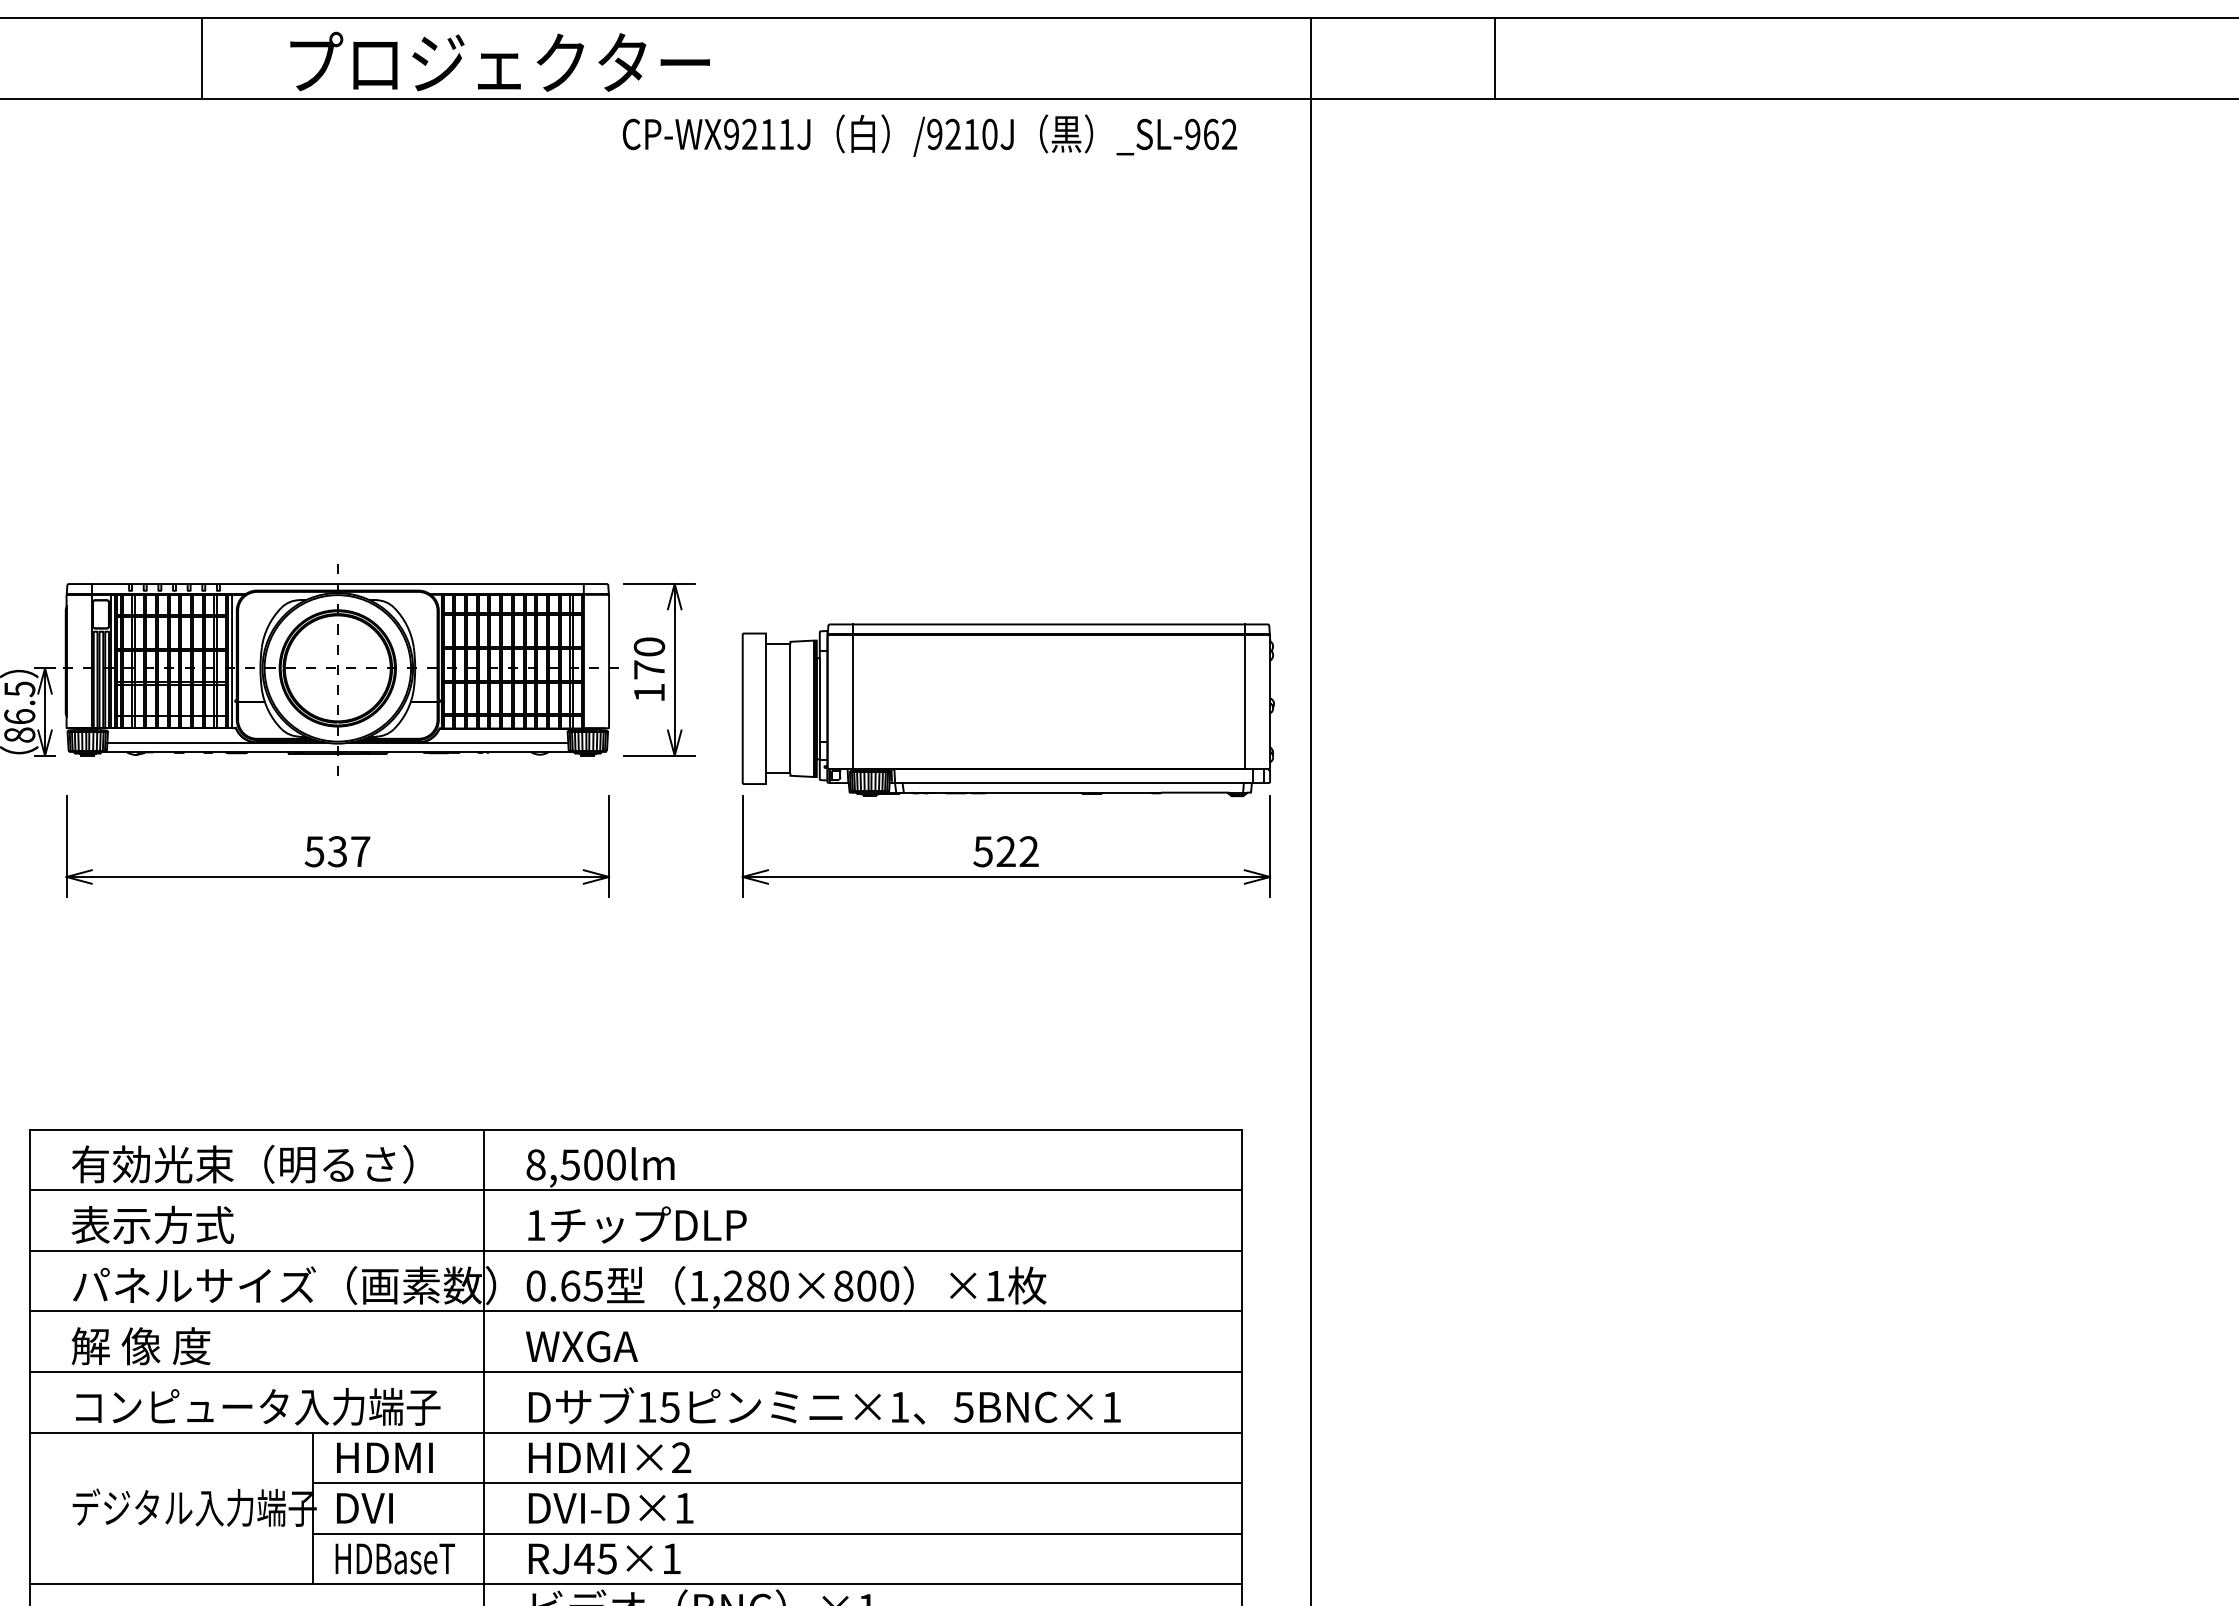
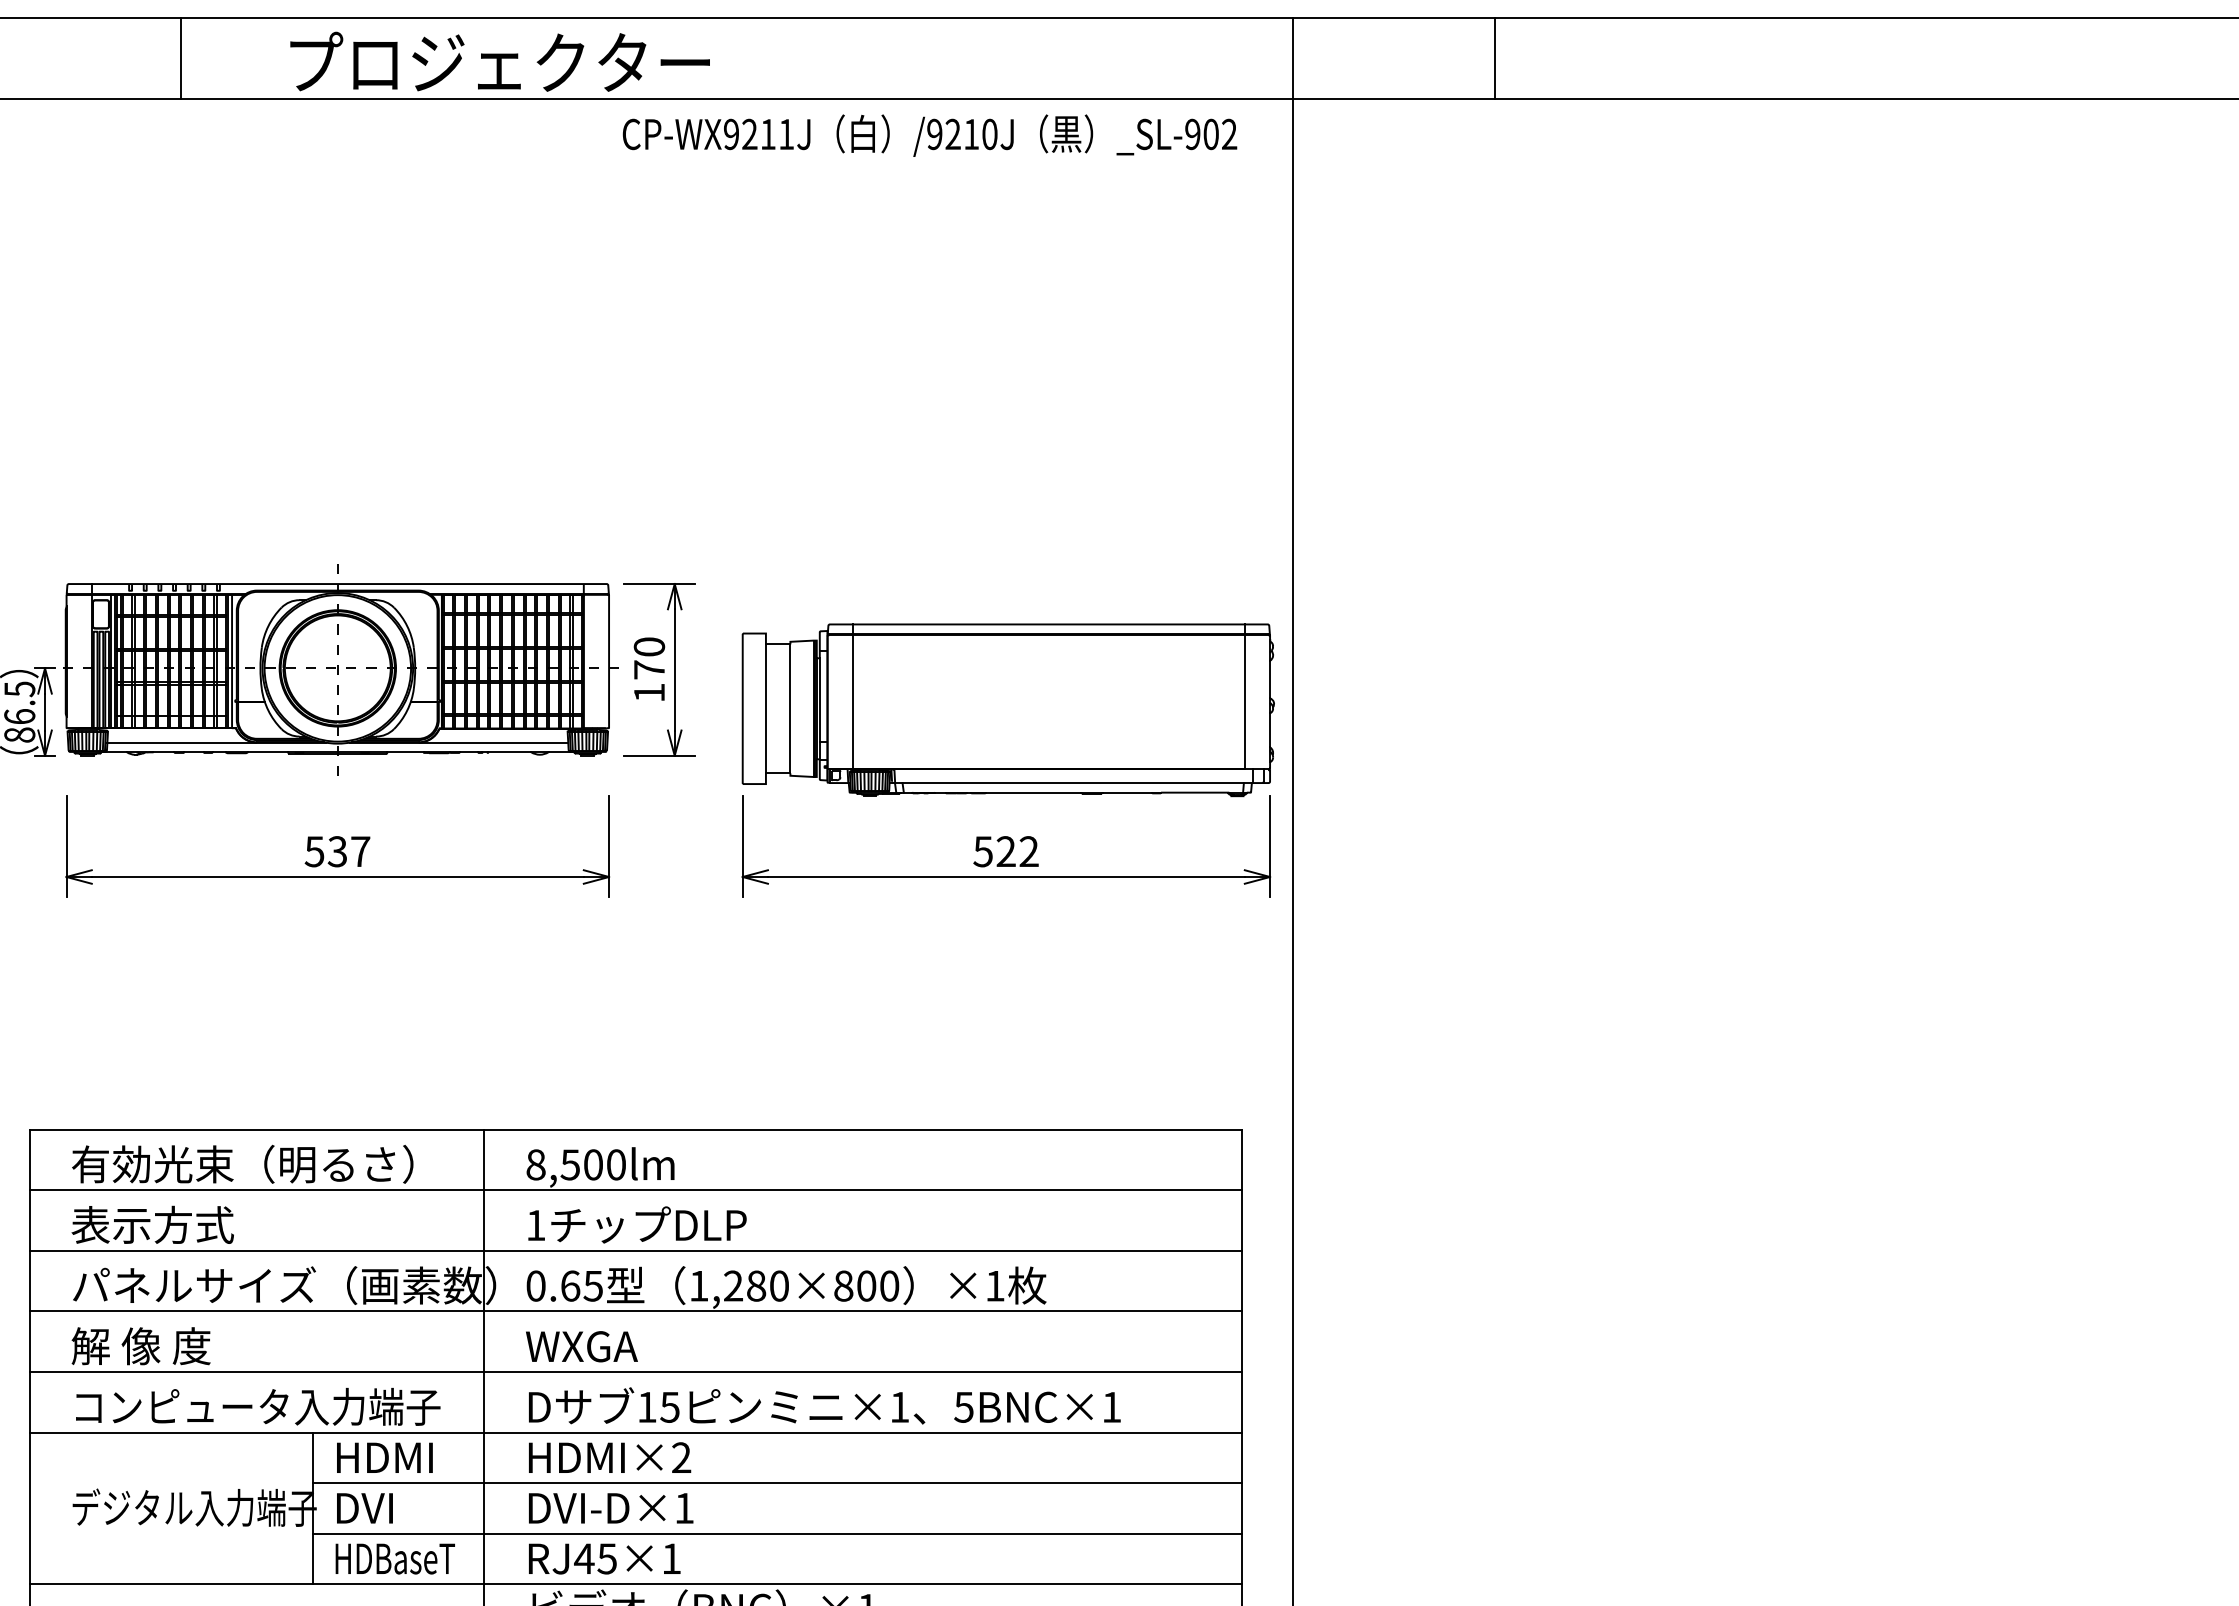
line position: (202, 58) -> (181, 58) (181, 58)
text: _SL-962 -> _SL-902 (1210, 133)
line position: (1310, 810) -> (1292, 810) (1292, 810)
